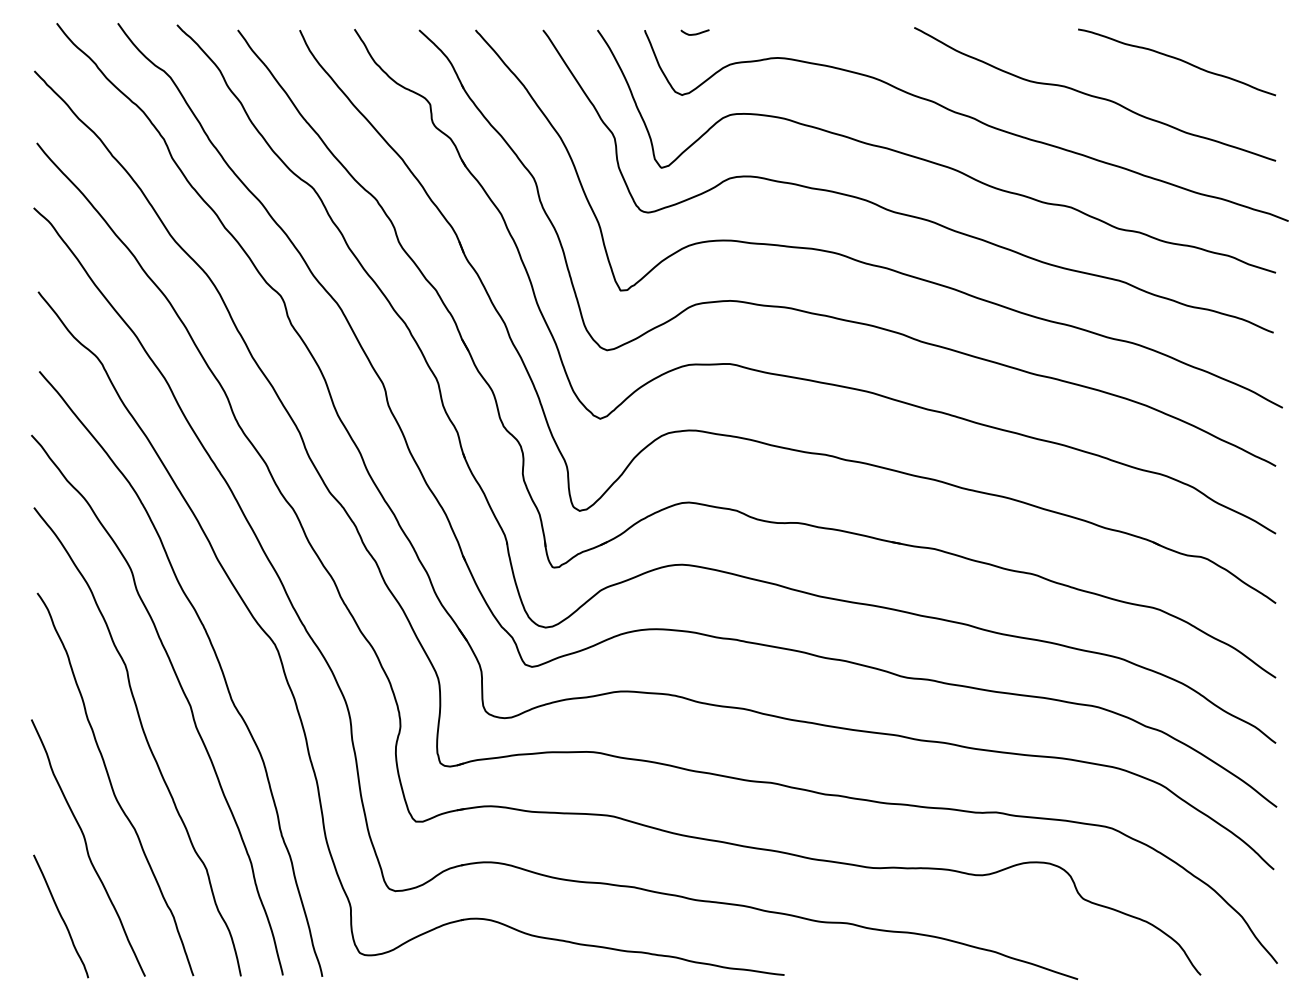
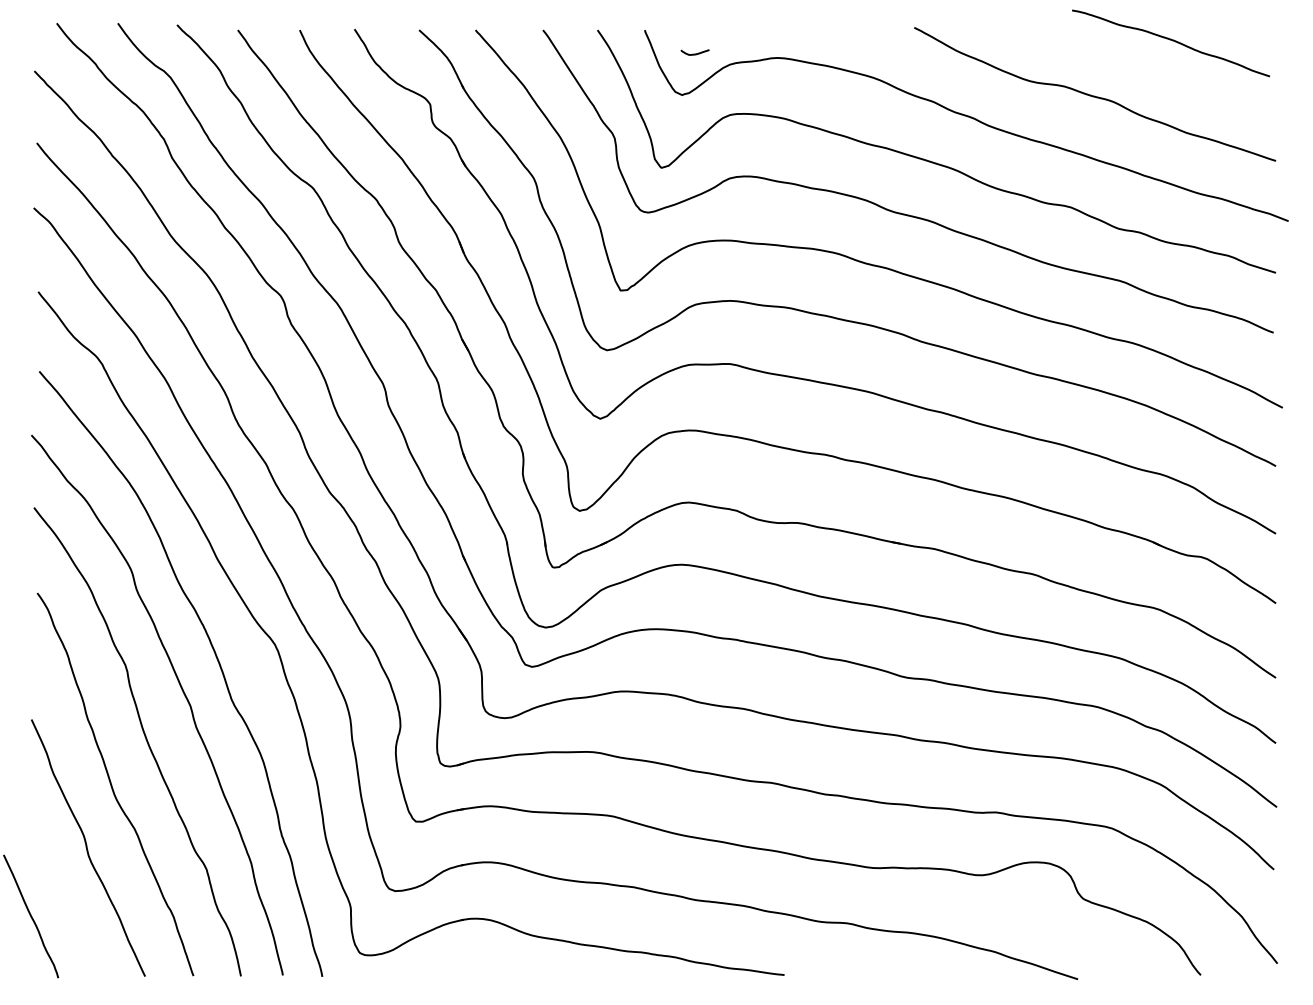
curve position: (694, 33) -> (694, 53) (694, 53)
curve position: (1178, 60) -> (1172, 41) (1172, 41)
curve position: (61, 916) -> (31, 916) (31, 916)
